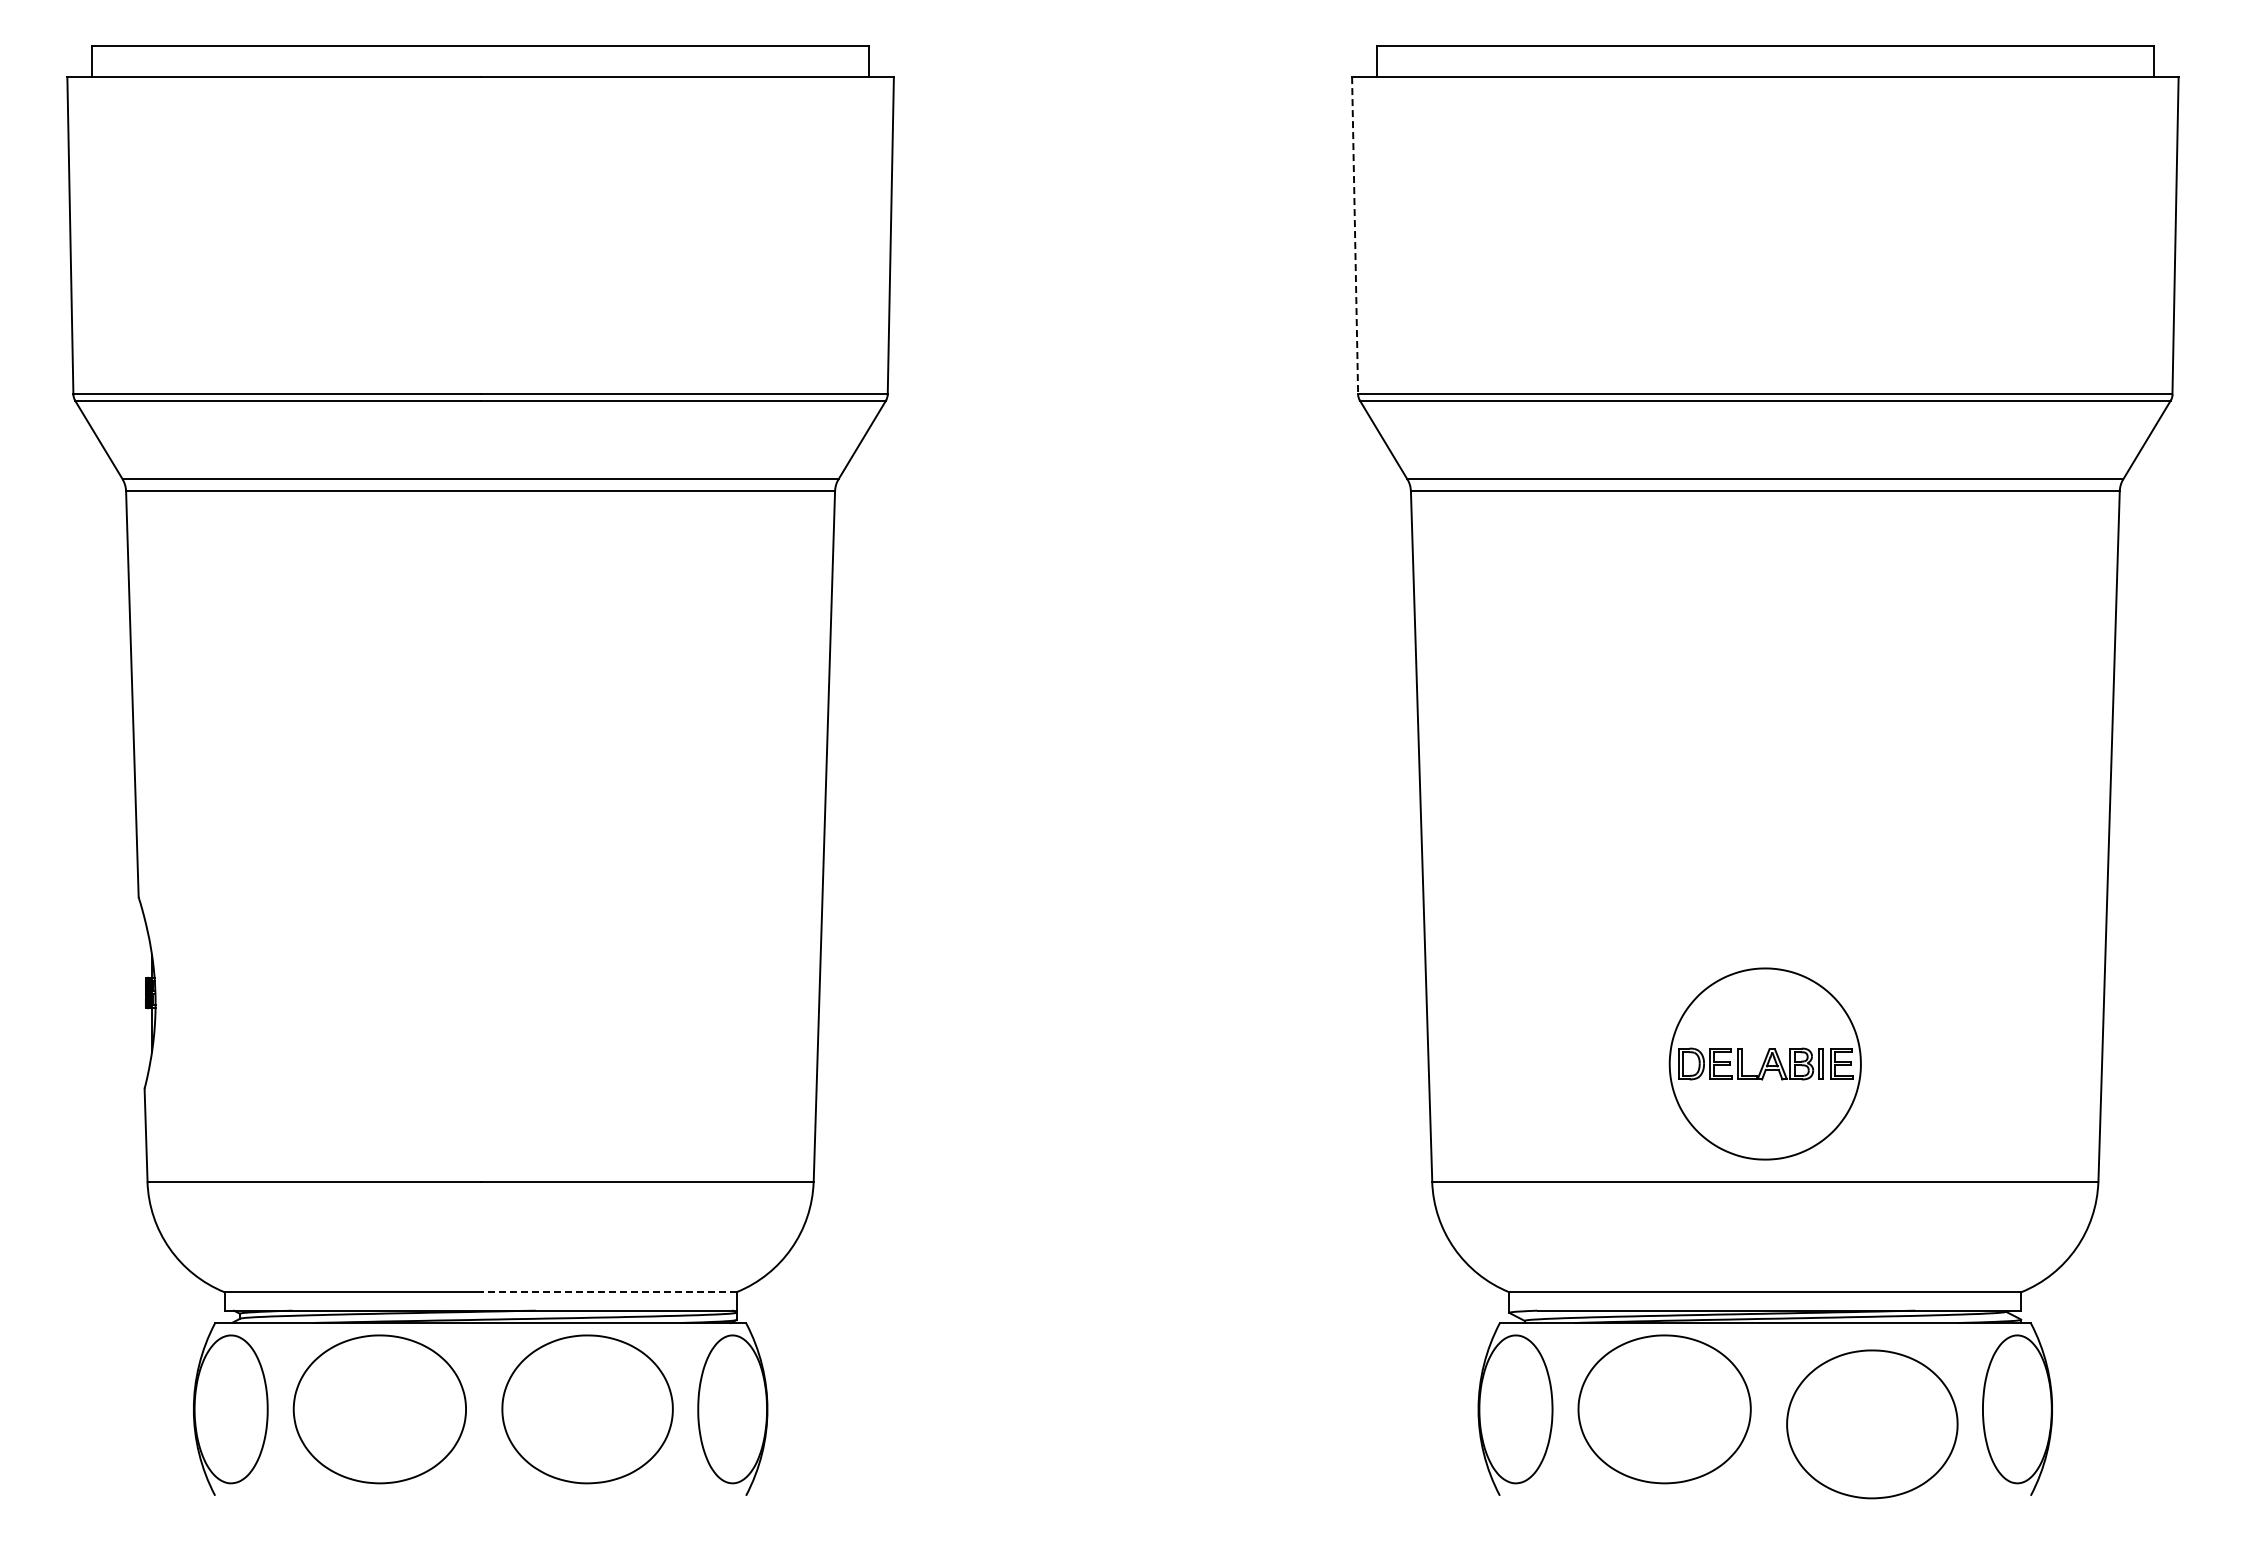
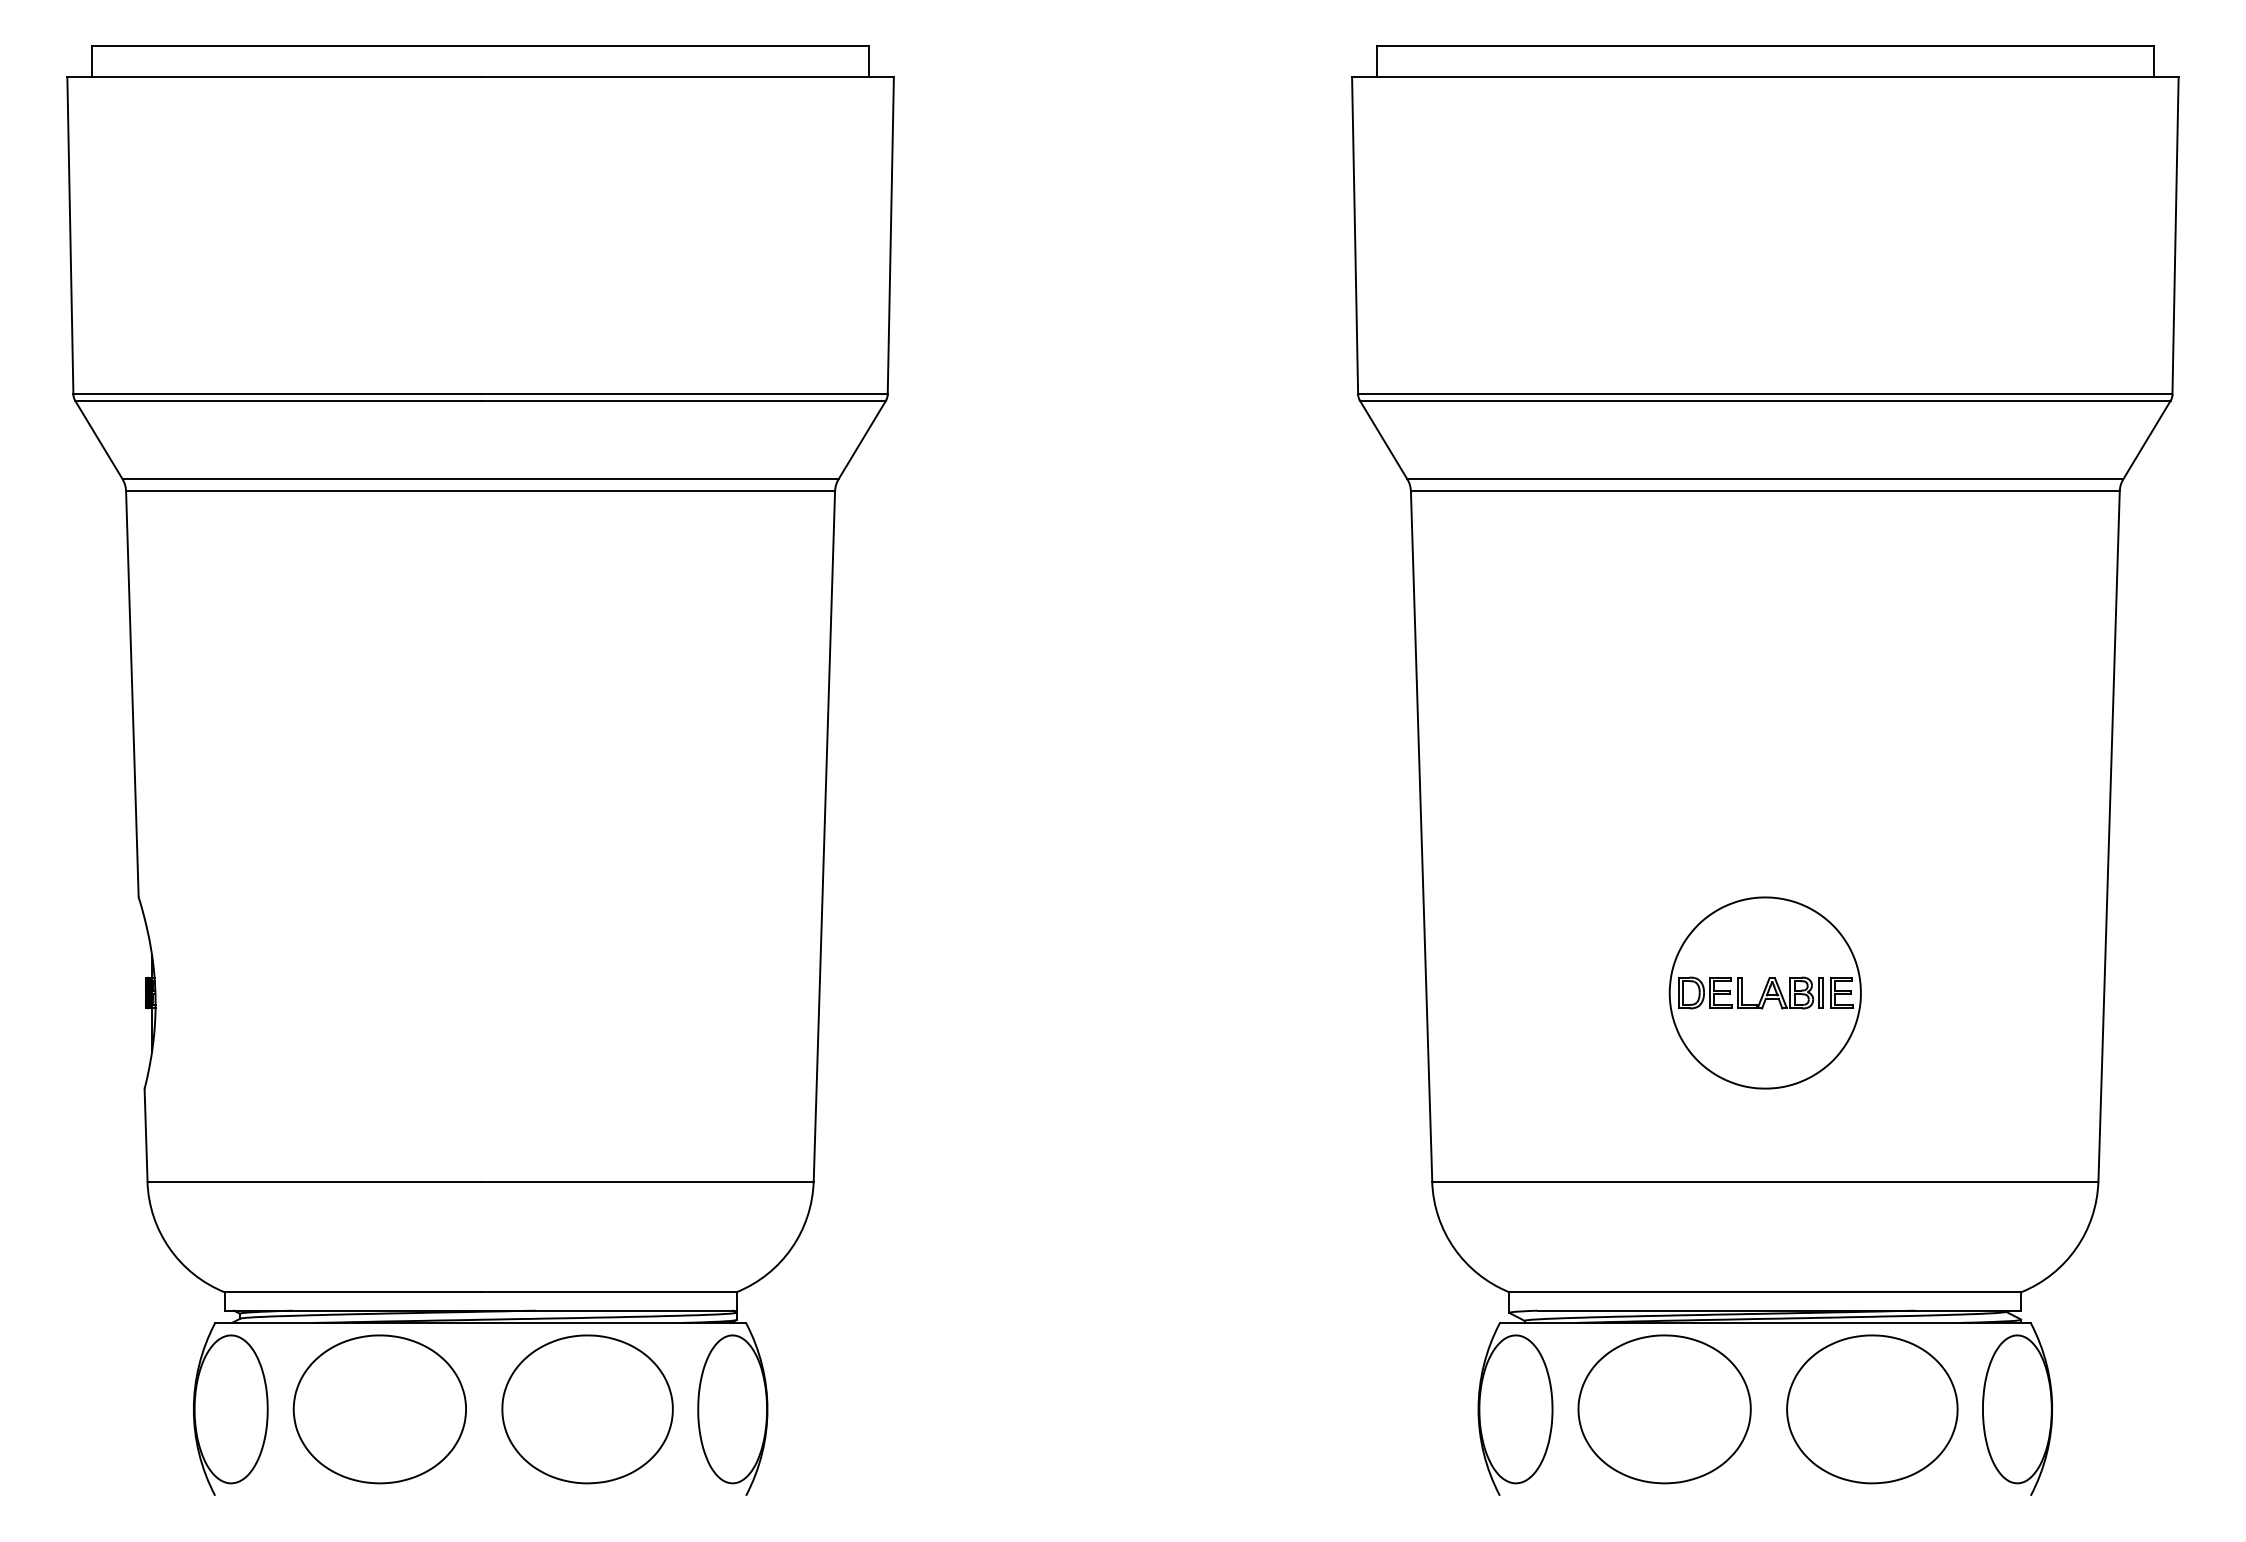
line: dashed -> solid (1355, 235)
part position: (1764, 1063) -> (1764, 992) (1764, 992)
line: dashed -> solid (608, 1292)
part position: (1872, 1424) -> (1872, 1409) (1872, 1409)
